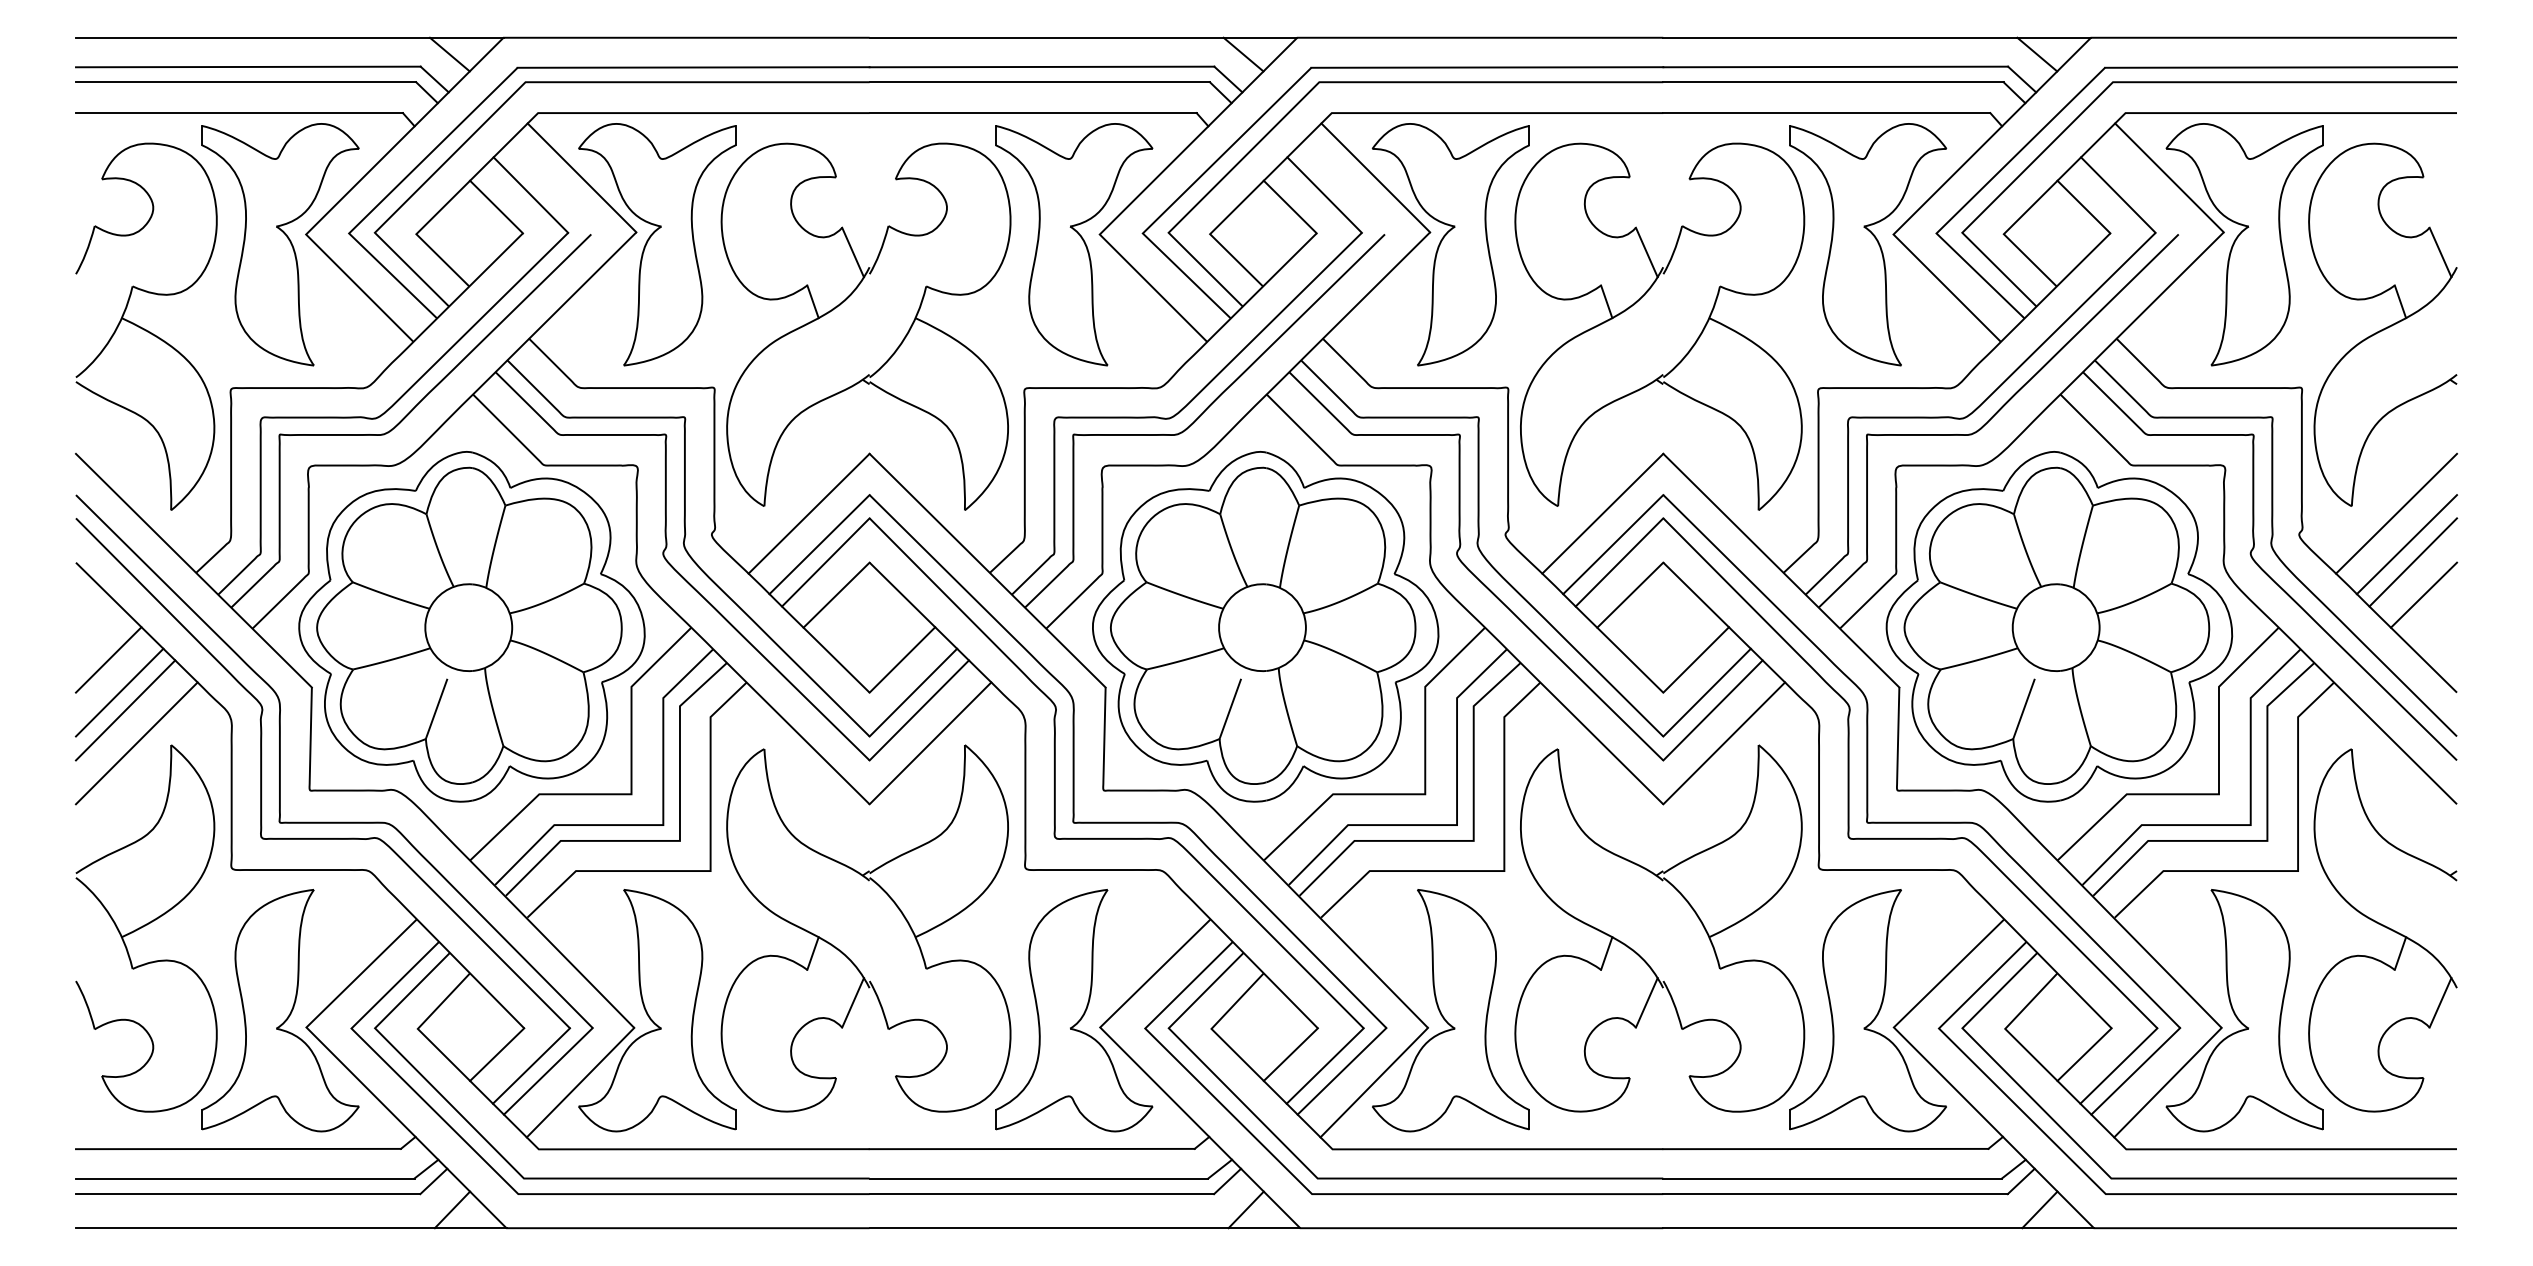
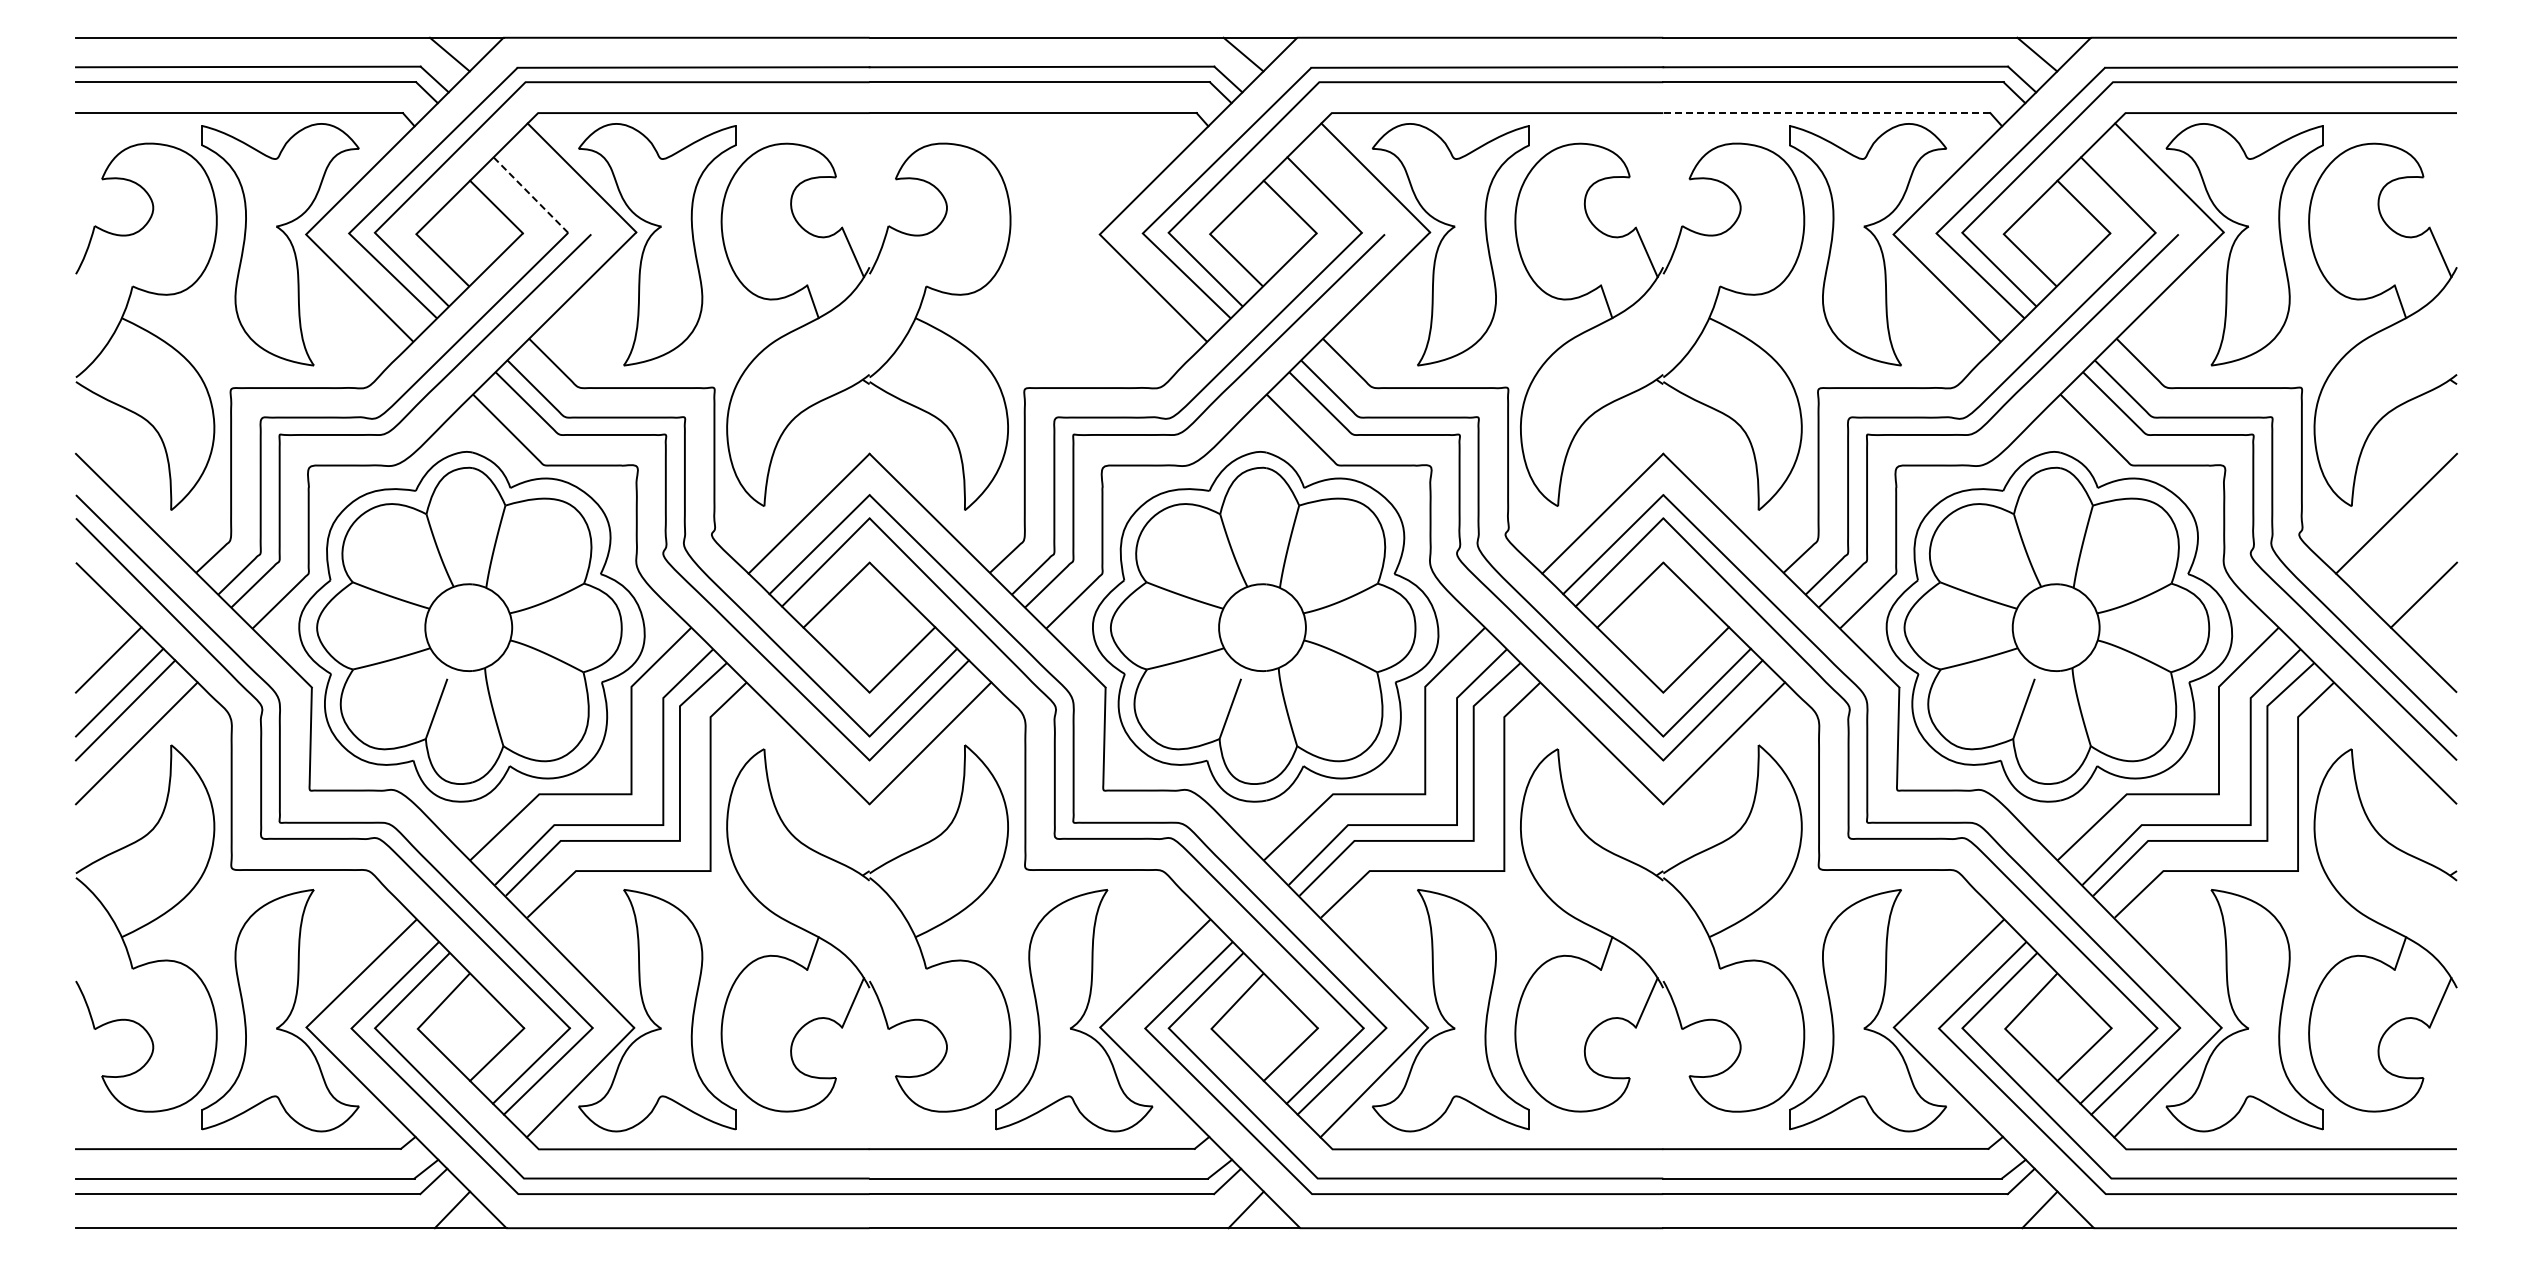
line: solid -> dashed (1826, 113)
line: solid -> dashed (530, 194)
part: present -> none (1074, 244)
line: present -> none (2406, 544)
line: present -> none (2413, 562)
